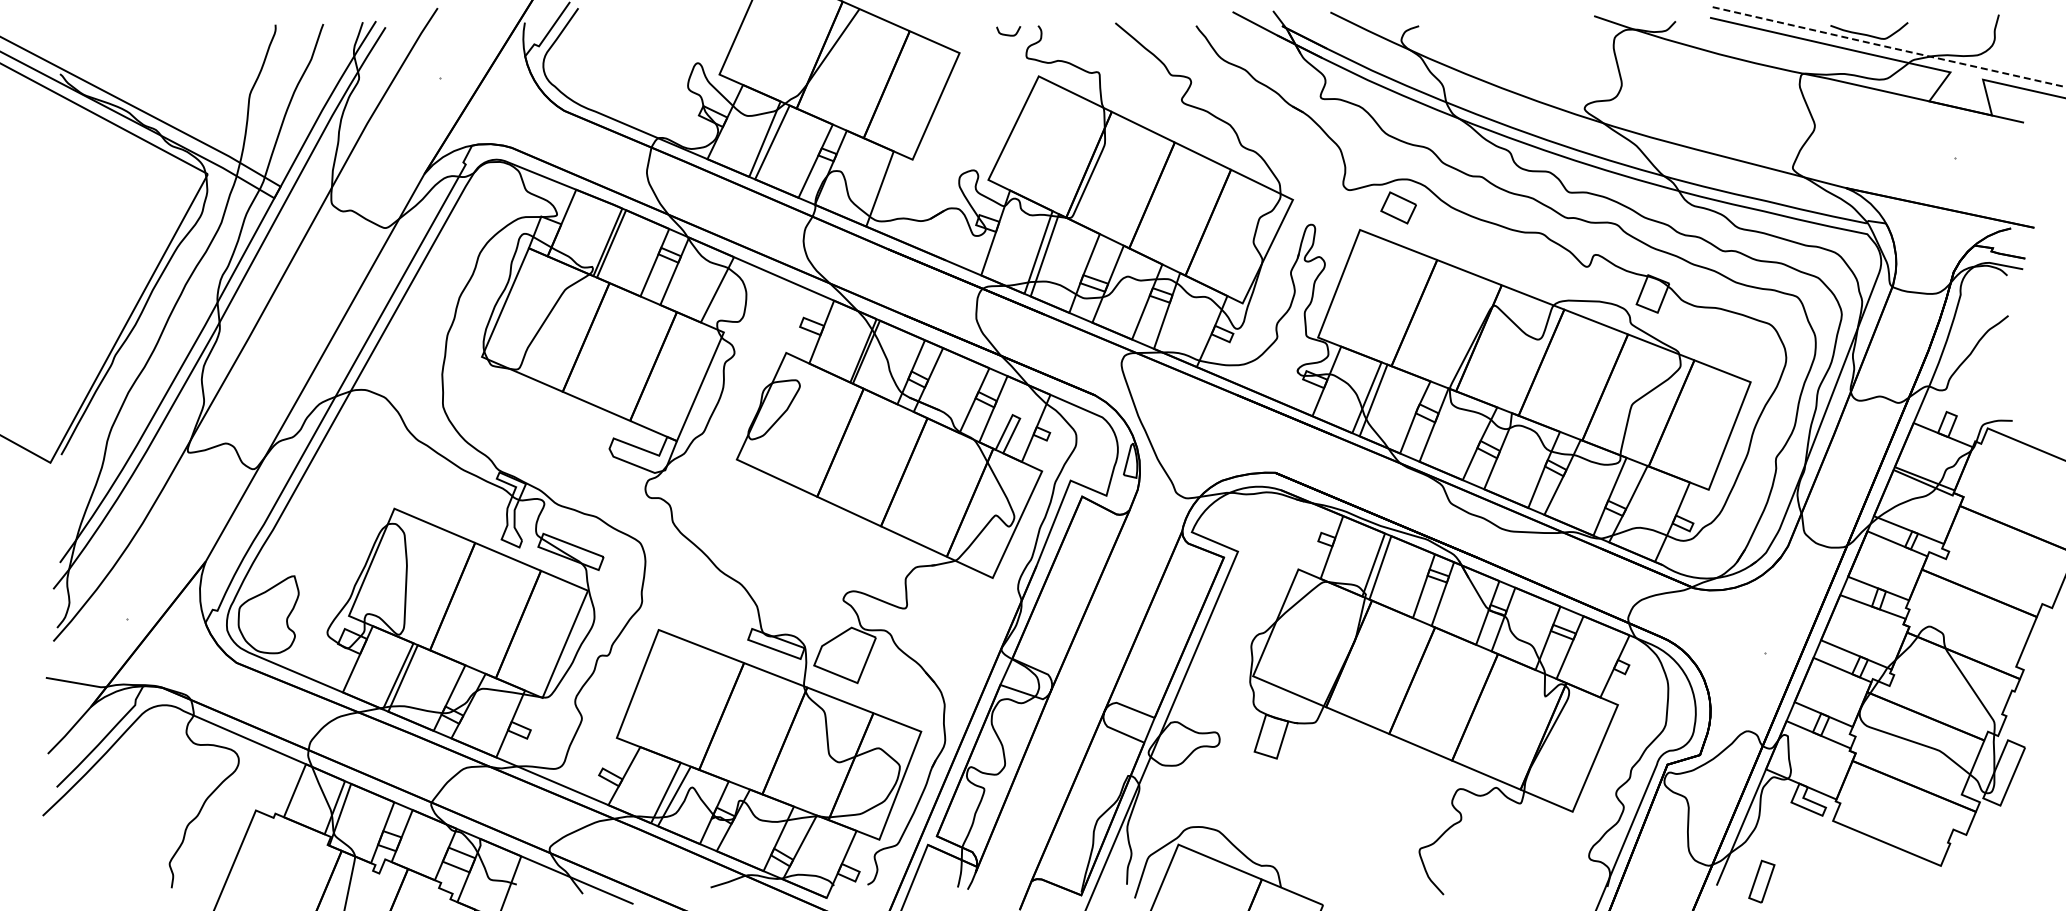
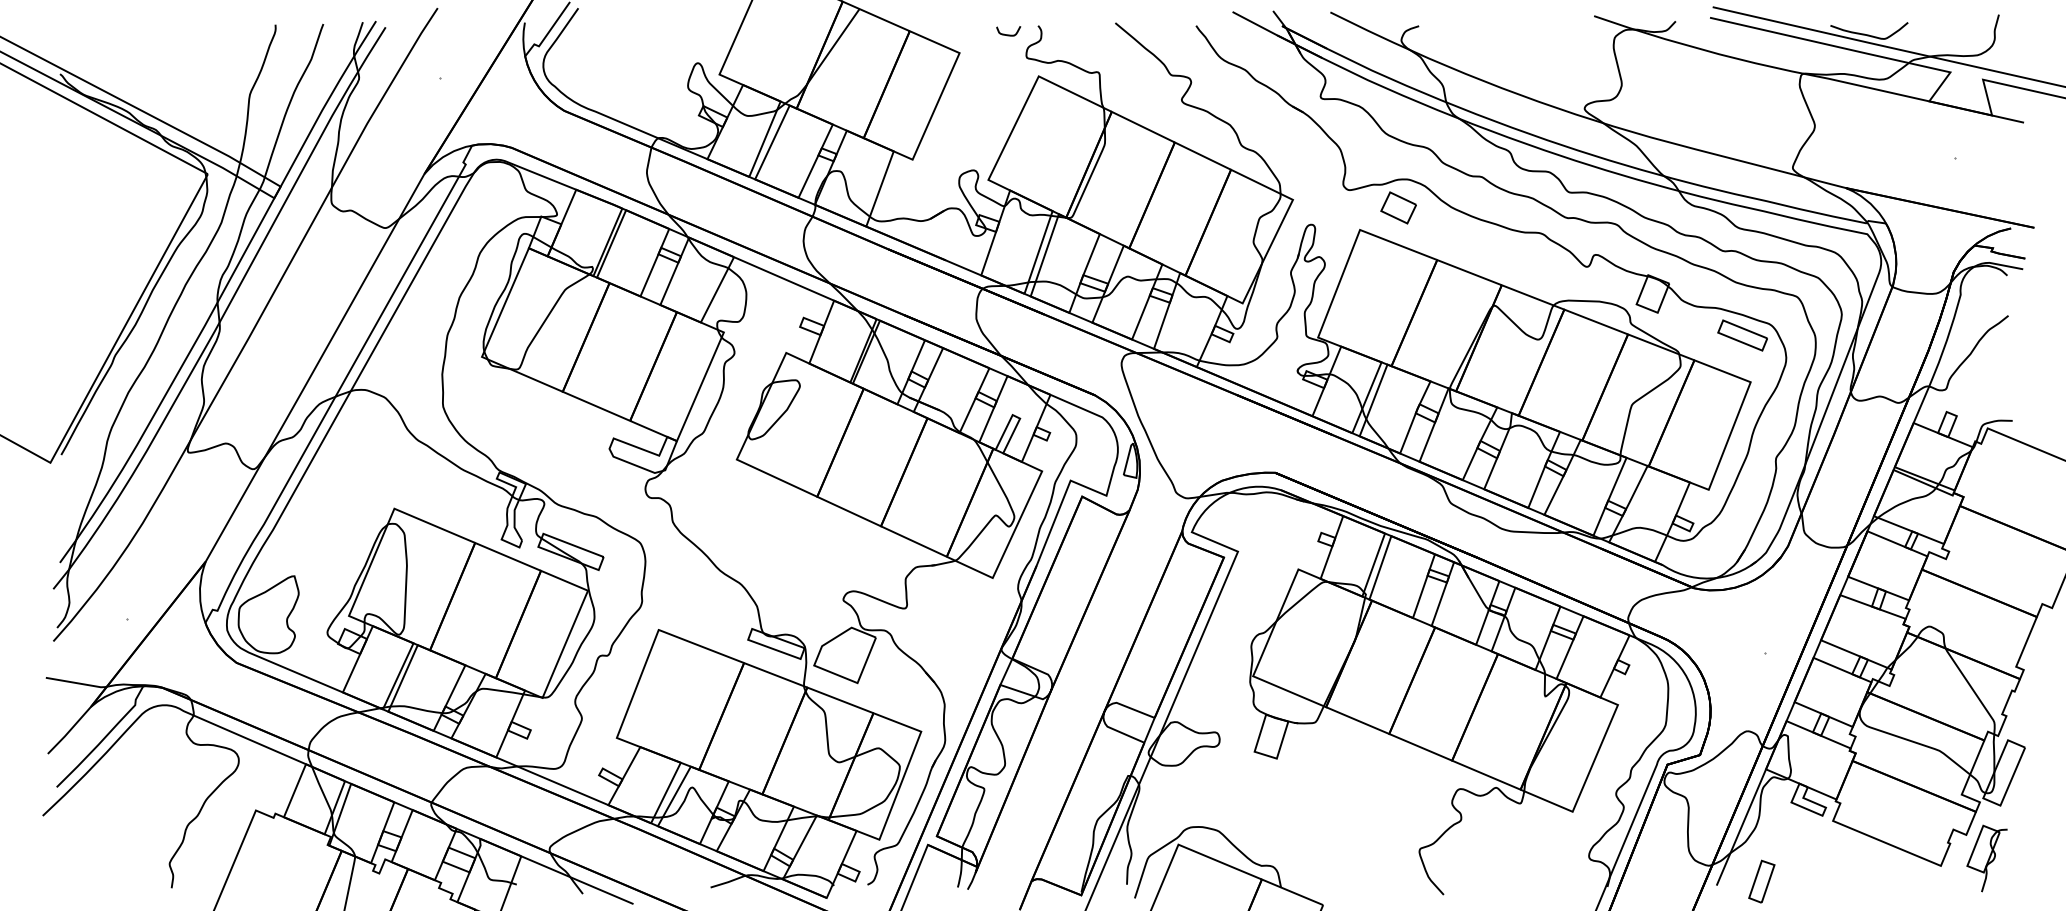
line: dashed -> solid (1889, 47)
part: none -> present (1742, 335)
part: none -> present (1986, 858)
